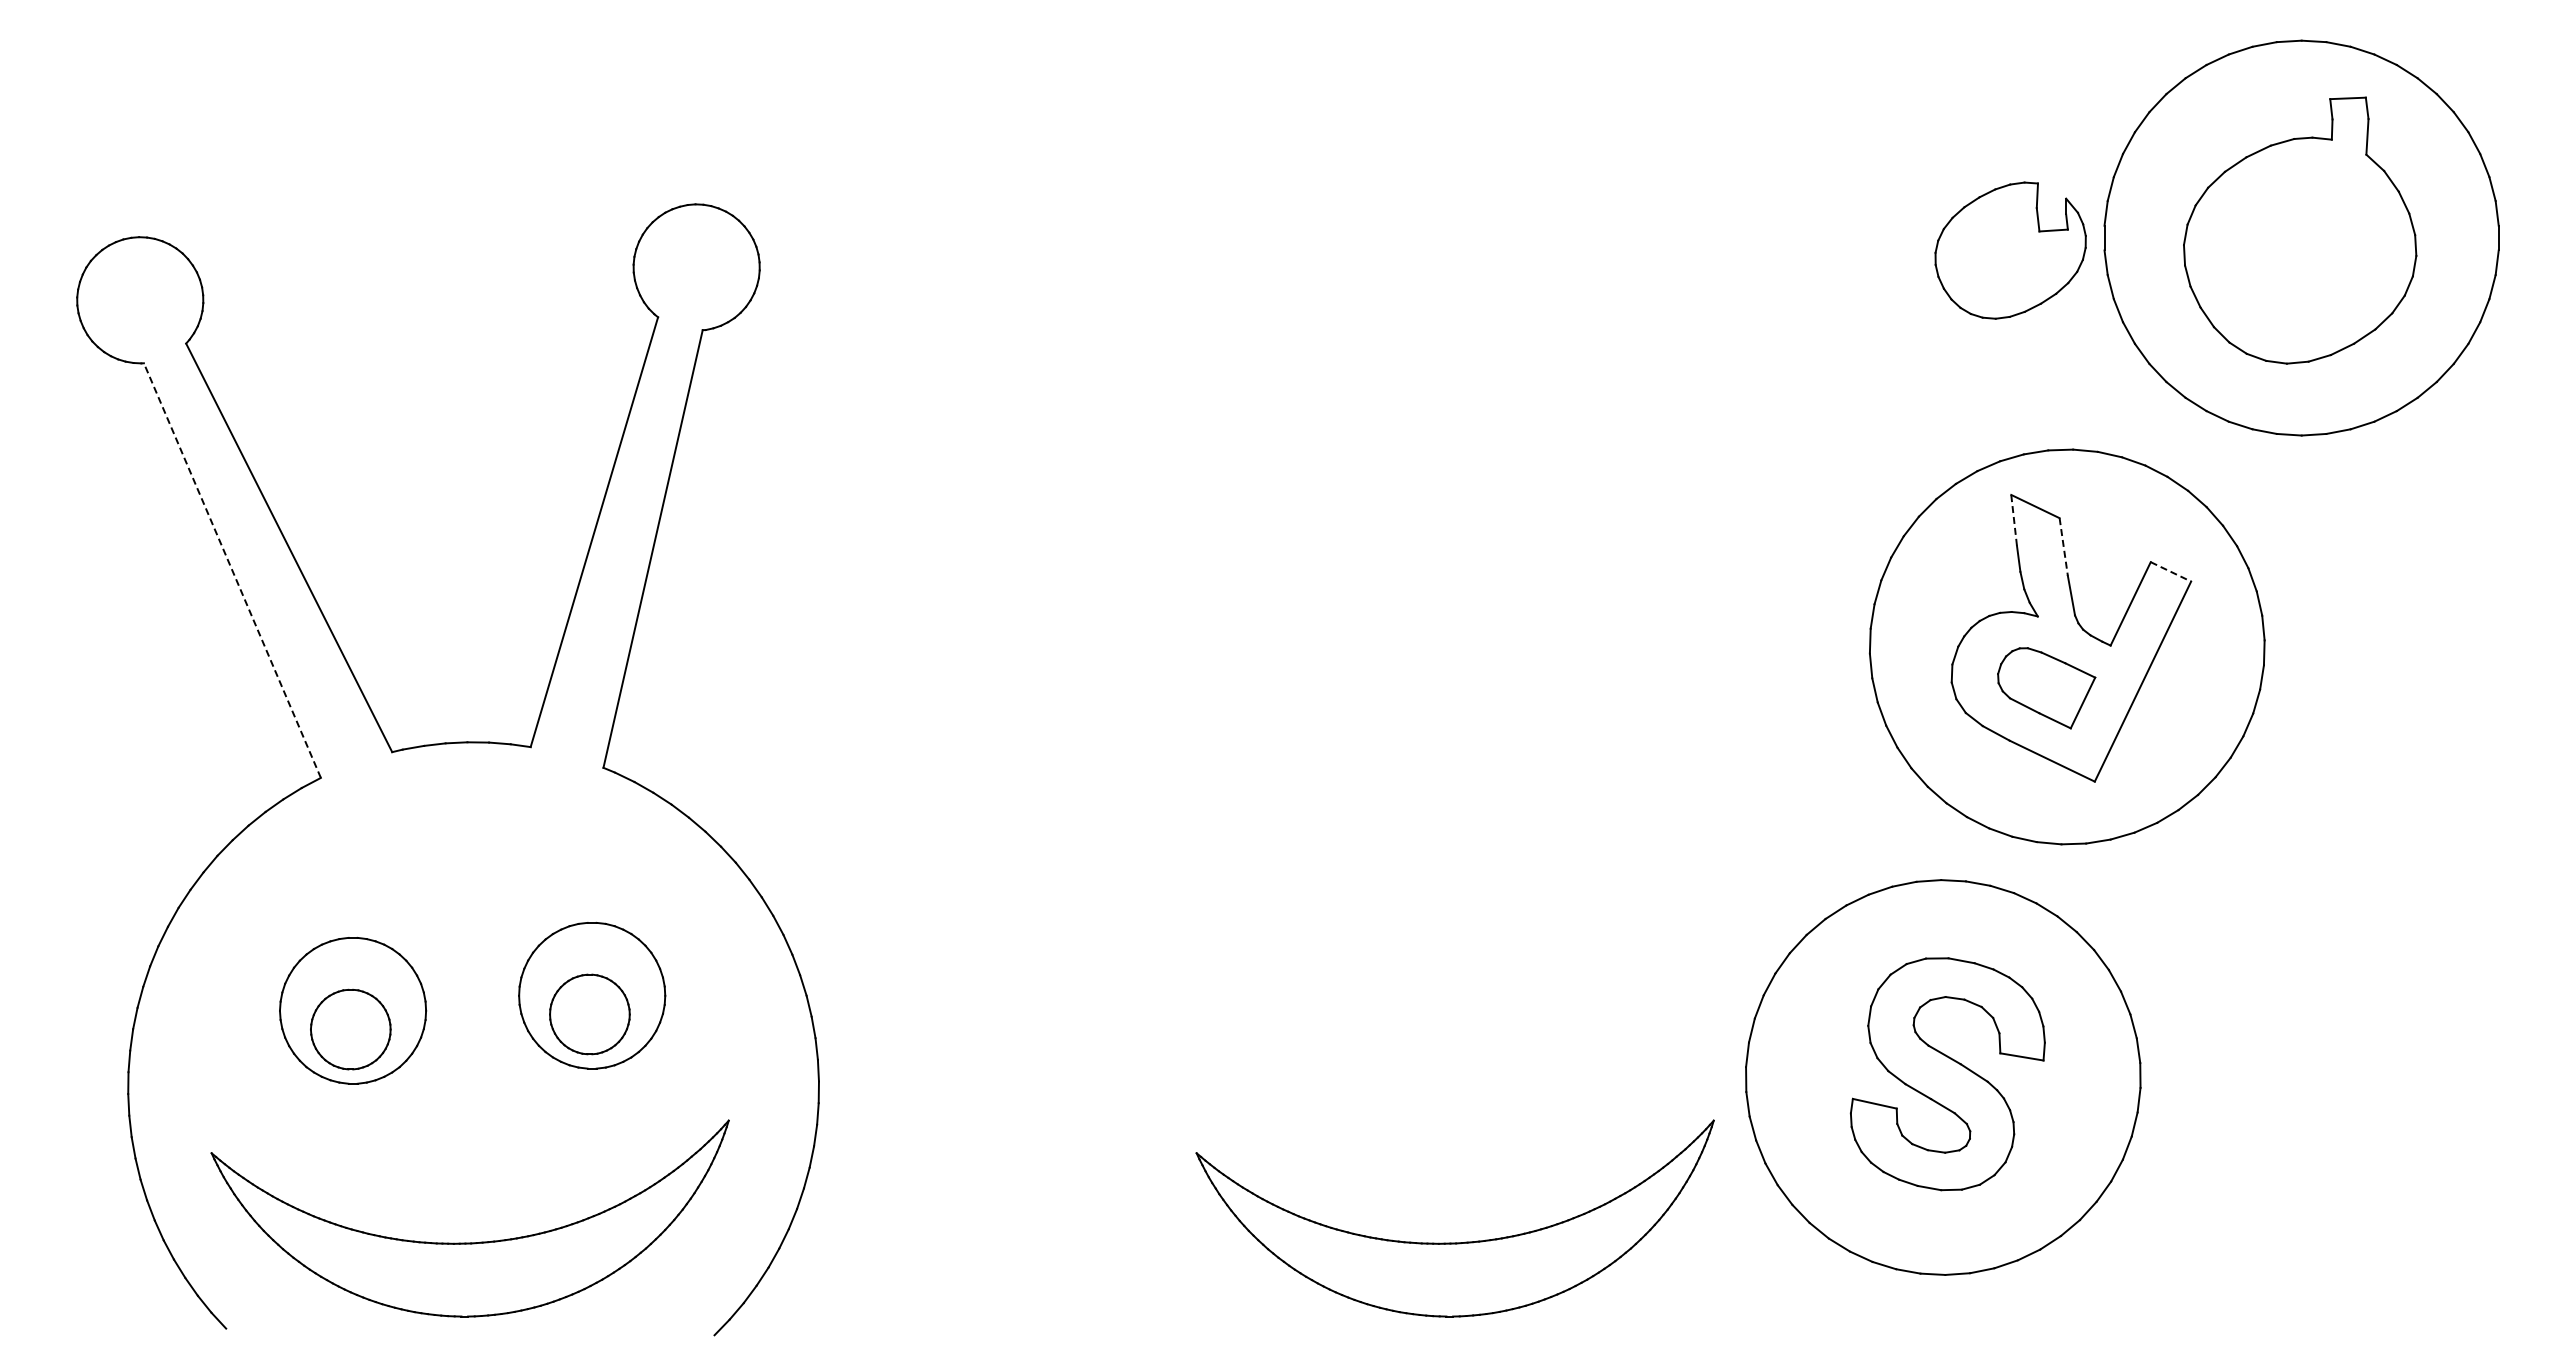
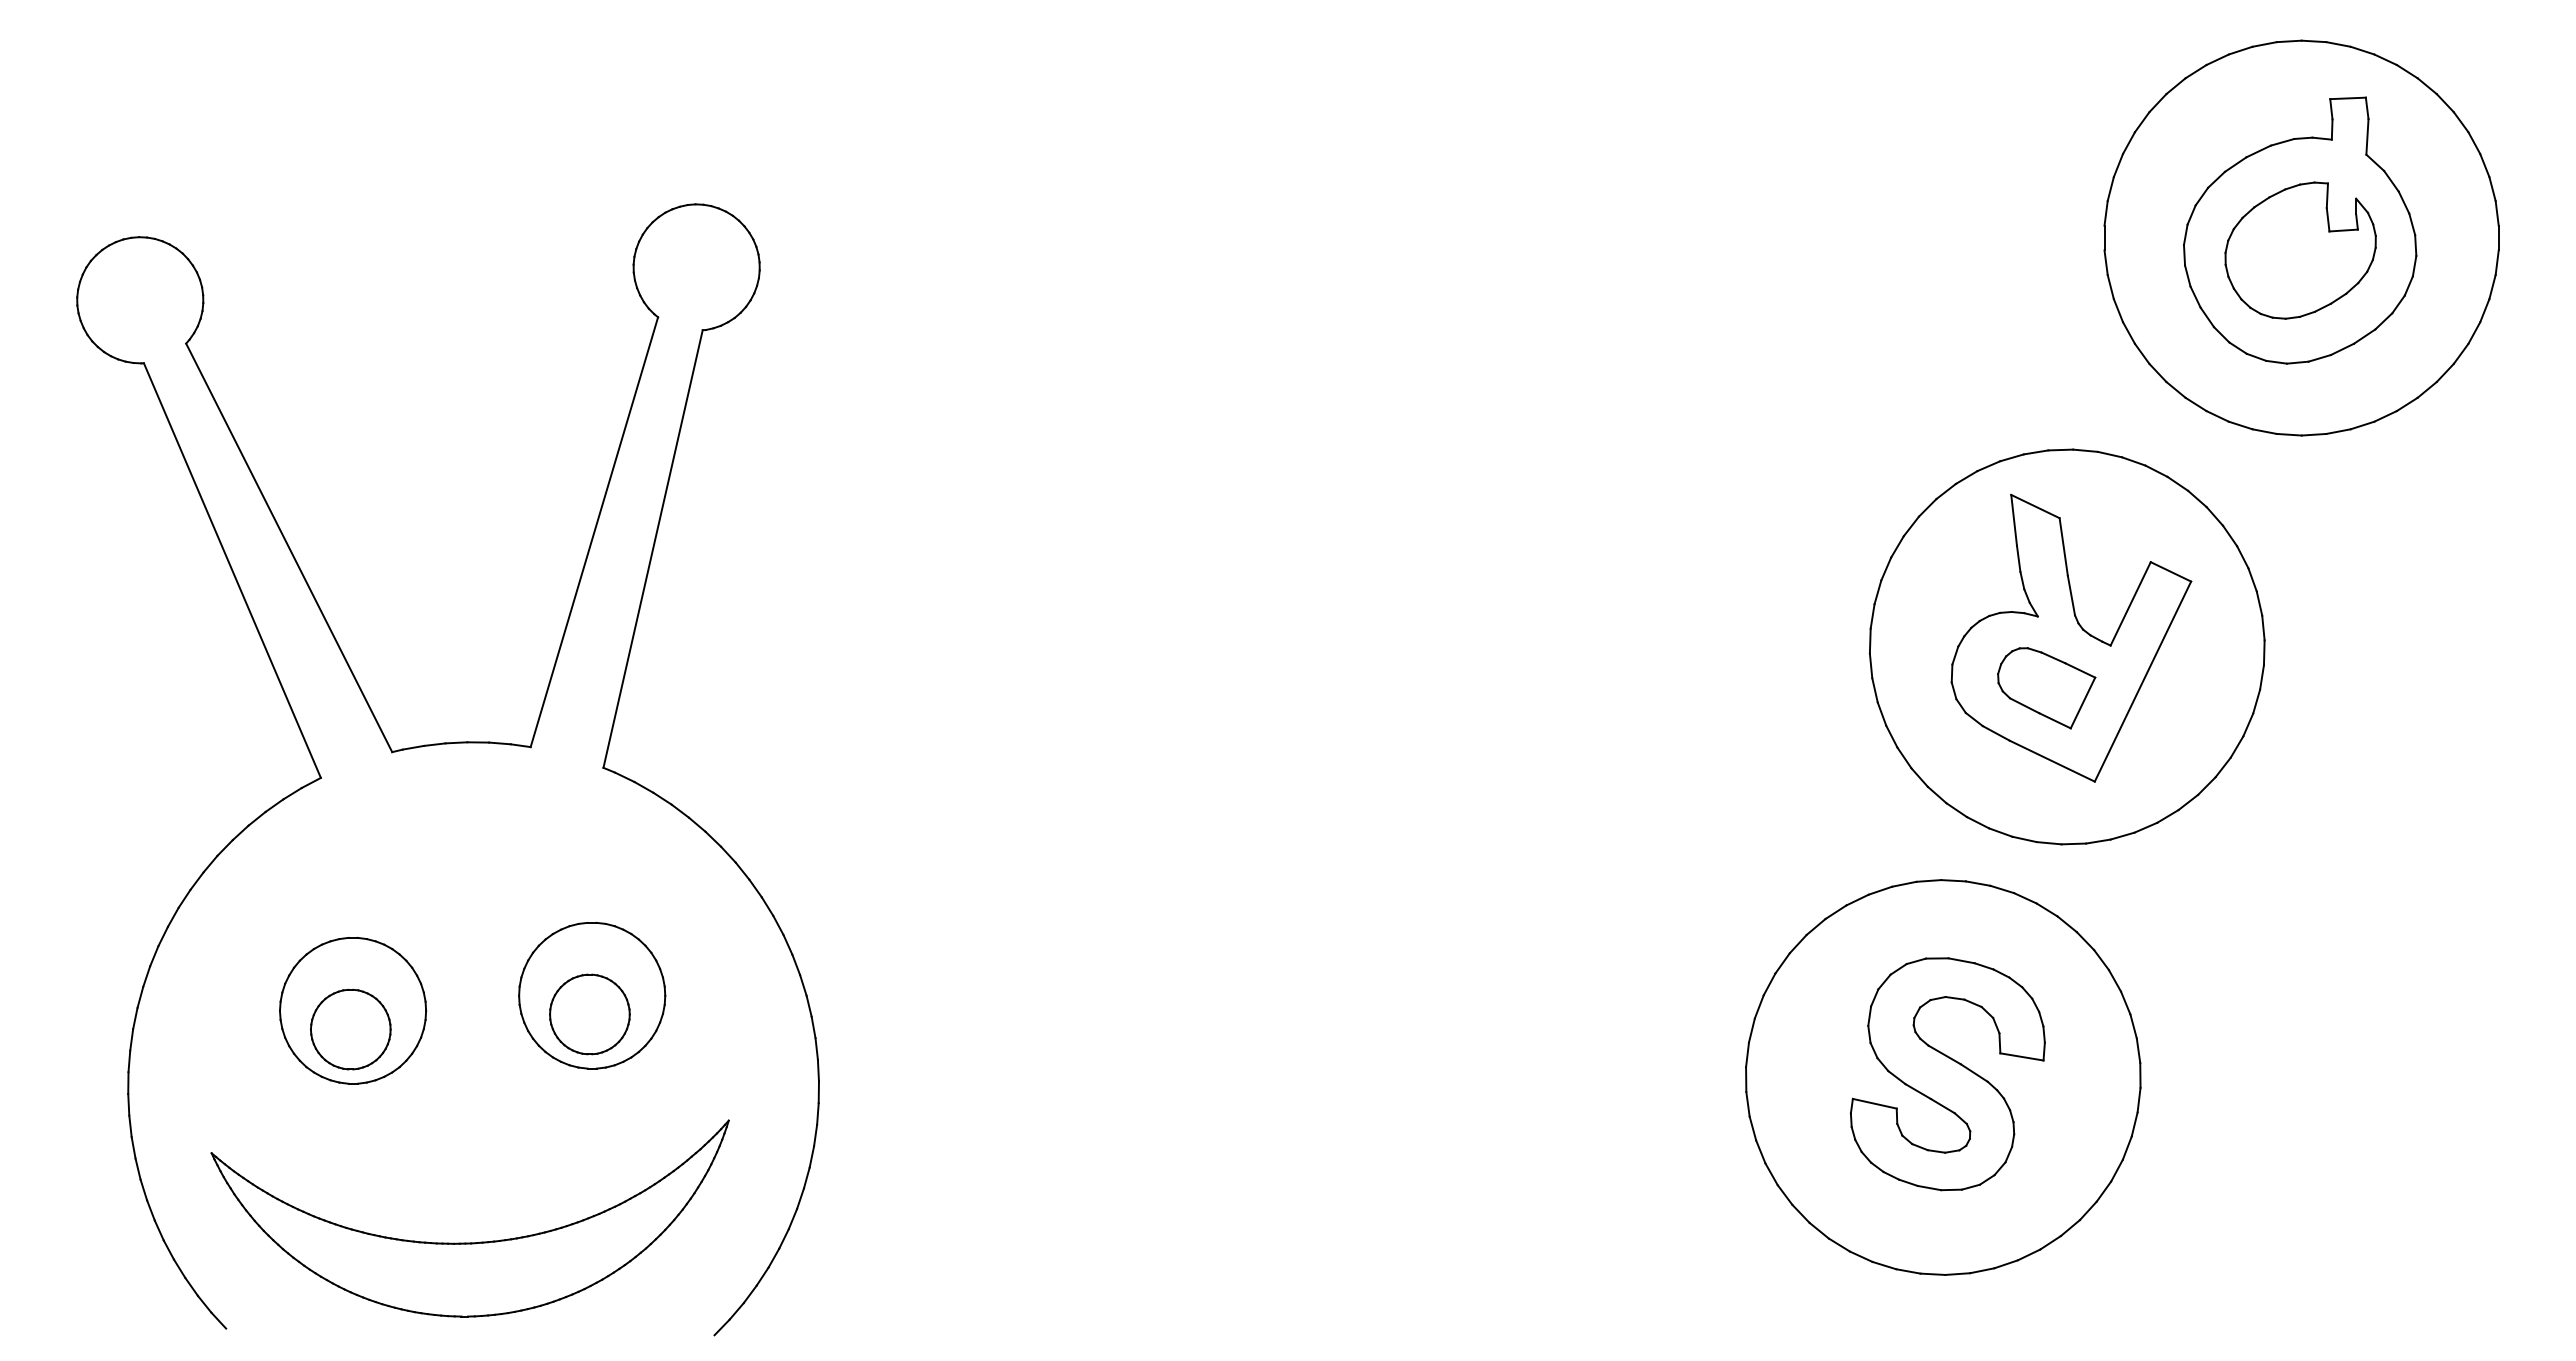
part position: (2010, 250) -> (2300, 250) (2300, 250)
line: dashed -> solid (2014, 520)
line: dashed -> solid (2063, 547)
line: dashed -> solid (232, 570)
line: dashed -> solid (2171, 572)
part: present -> none (1454, 1242)
